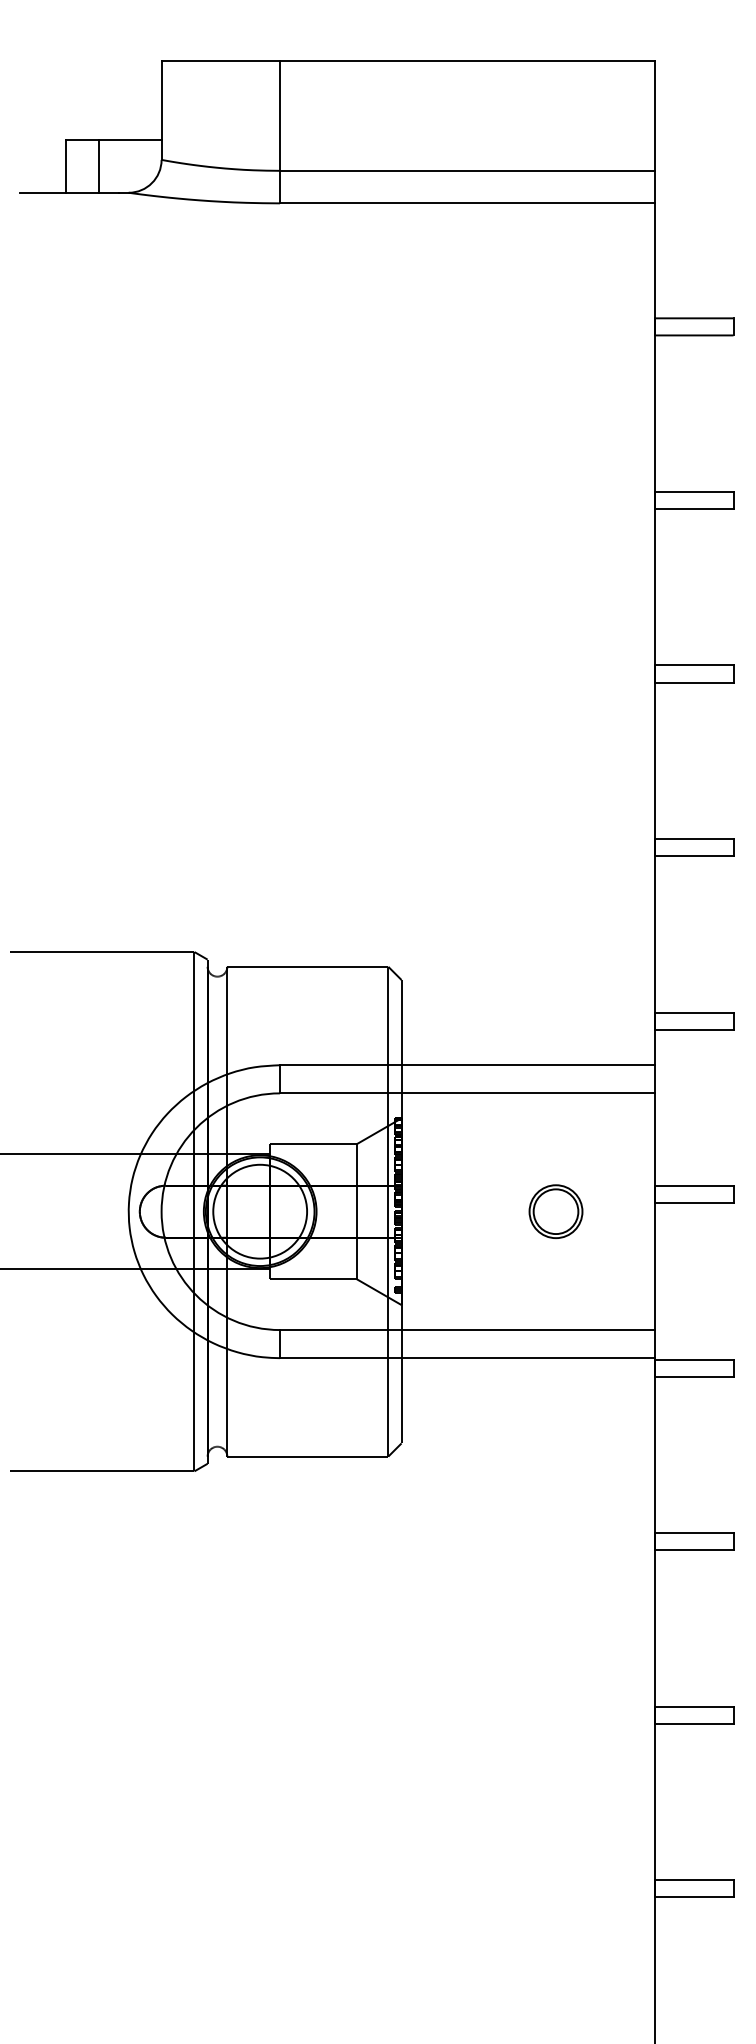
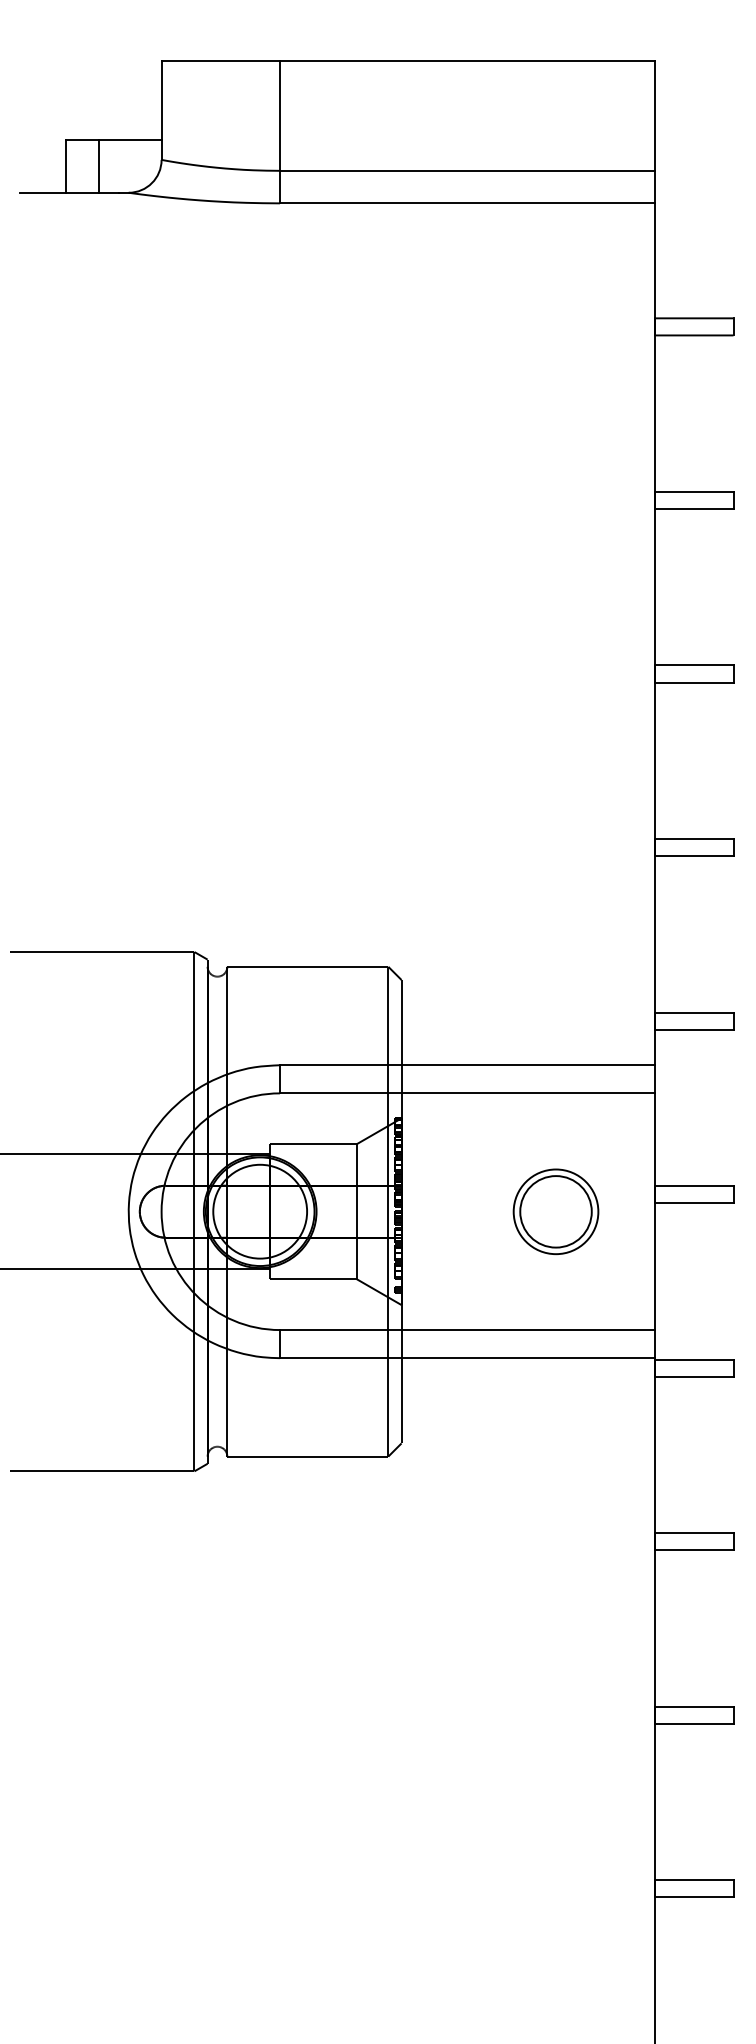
part size: 56x55 px -> 88x88 px (555, 1211)
